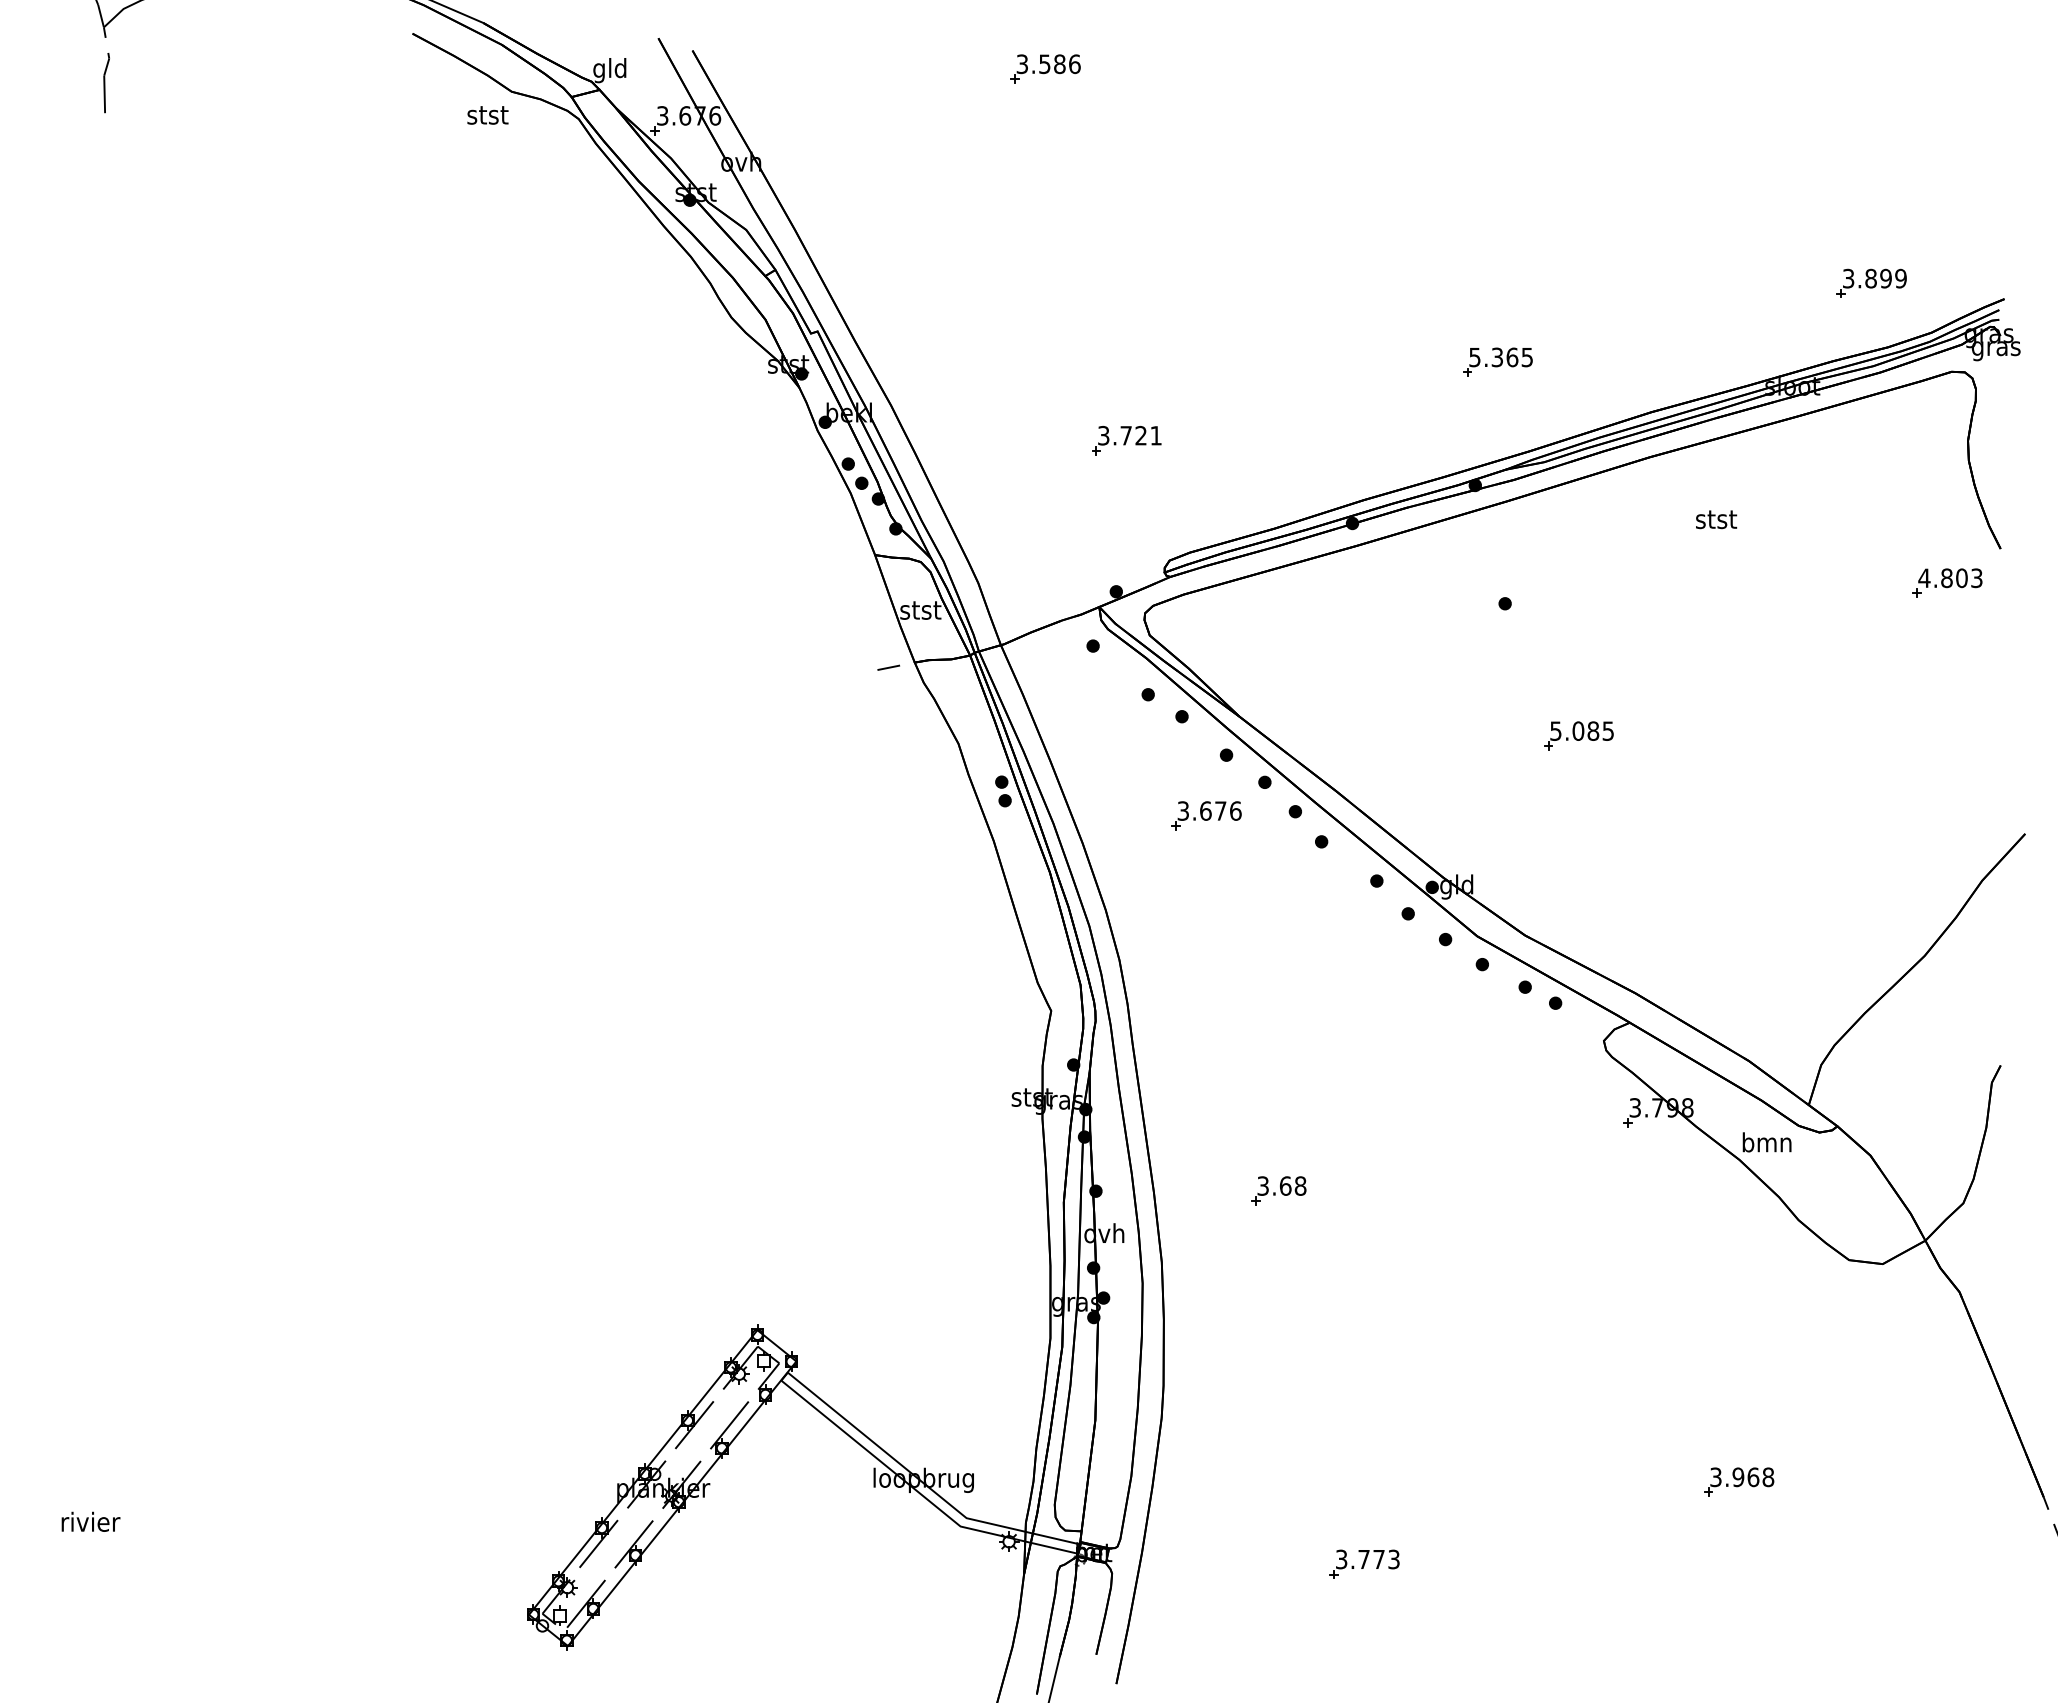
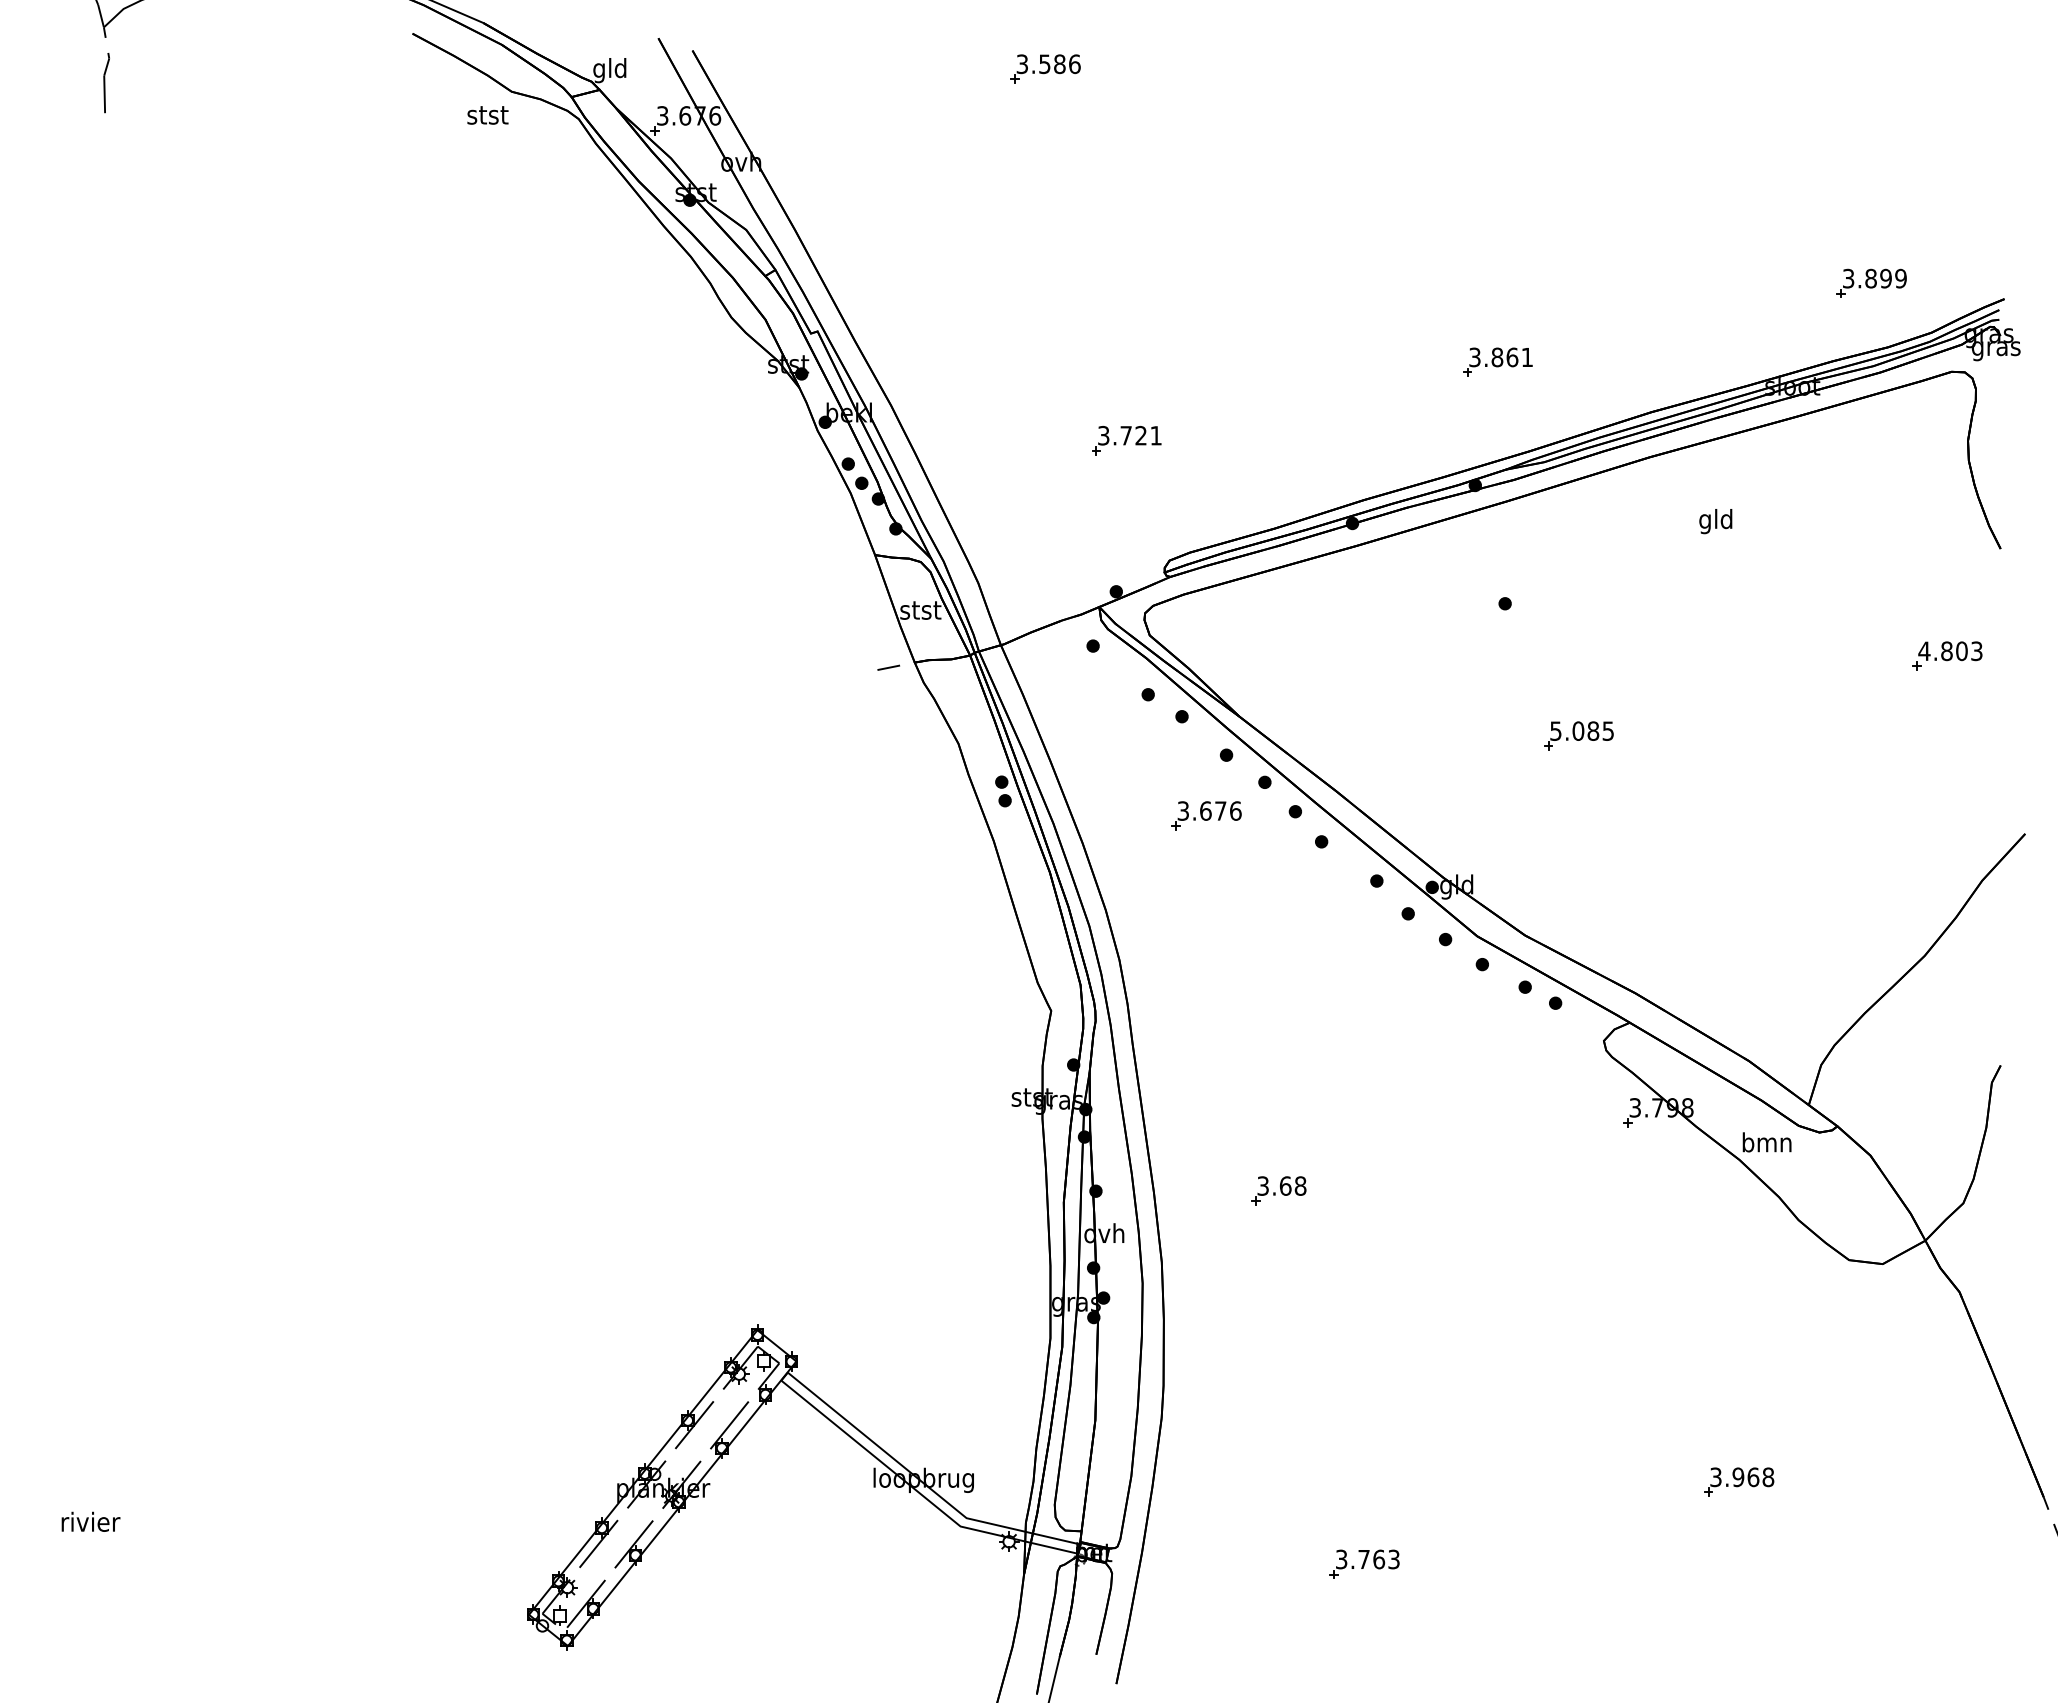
text: 5.365 -> 3.861 (1500, 357)
text: stst -> gld (1716, 521)
part position: (1947, 582) -> (1947, 655) (1947, 655)
text: 3.773 -> 3.763 (1379, 1559)
